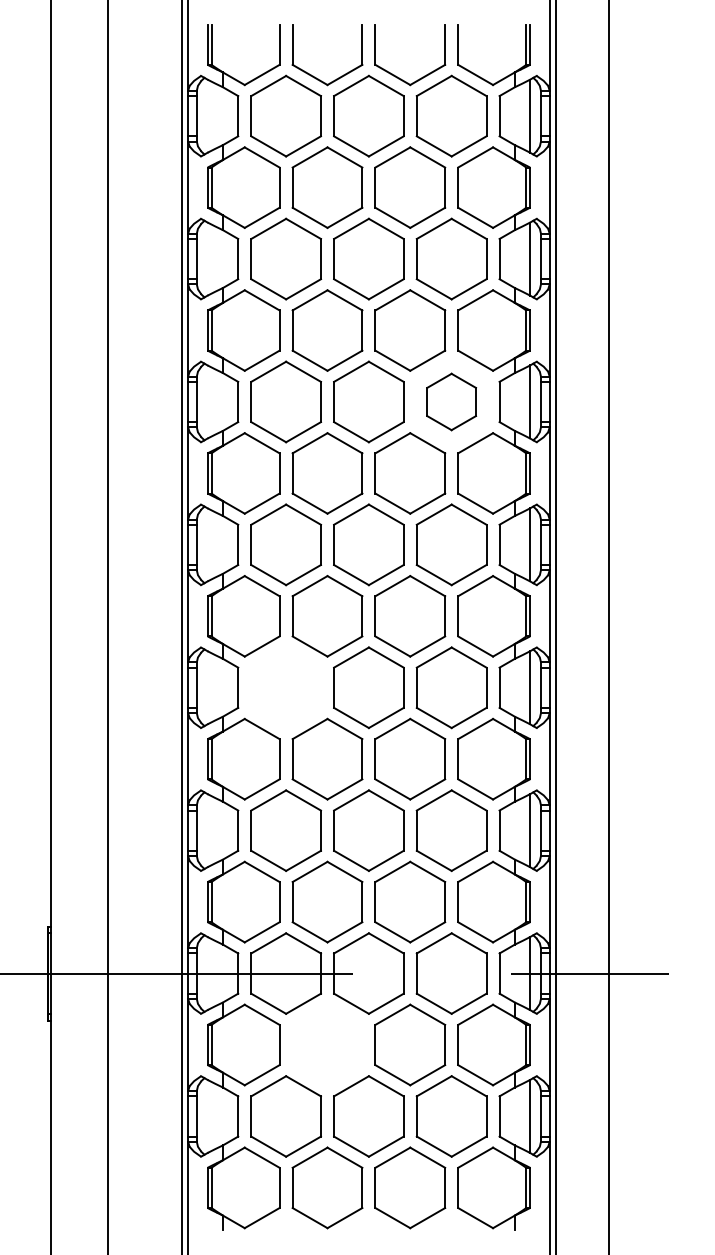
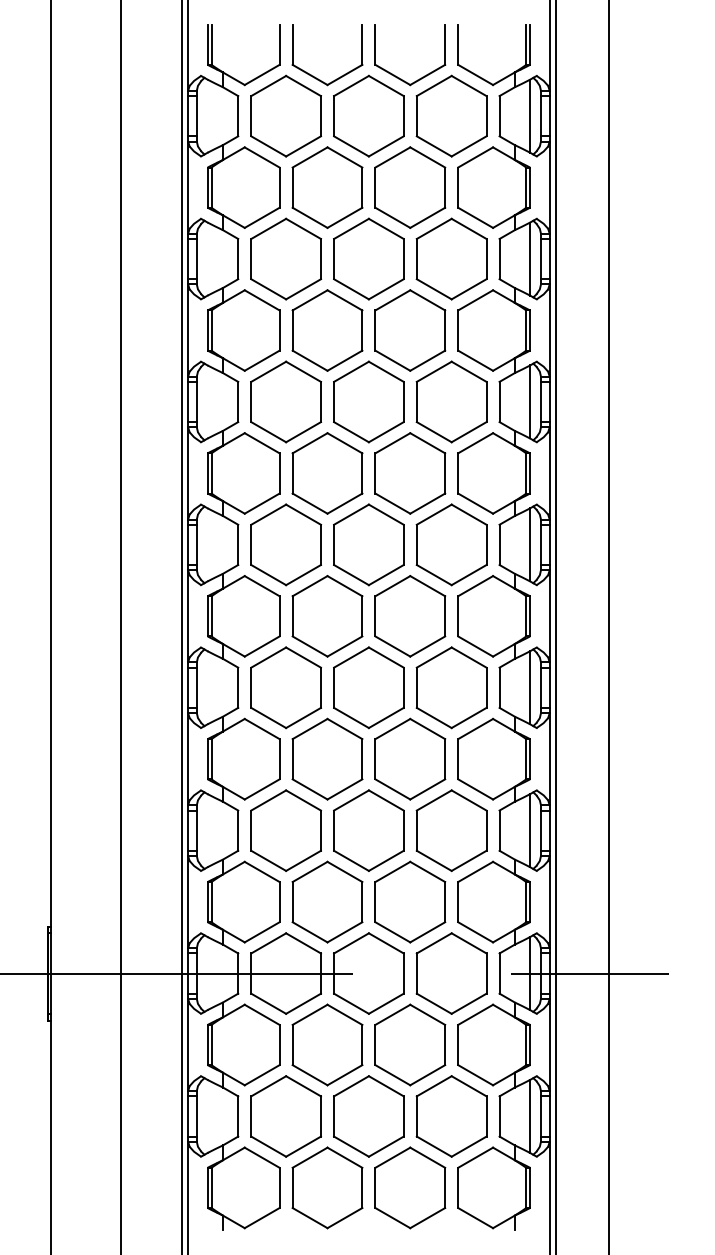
part size: 52x60 px -> 73x84 px (451, 401)
line position: (107, 626) -> (120, 626) (120, 626)
part: none -> present (285, 687)
part: none -> present (327, 1044)
